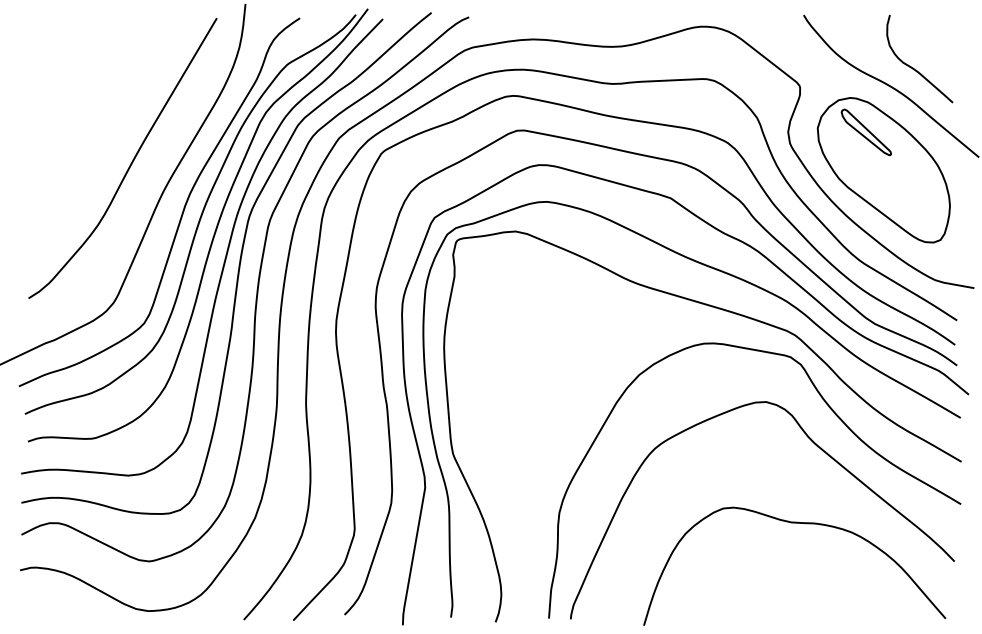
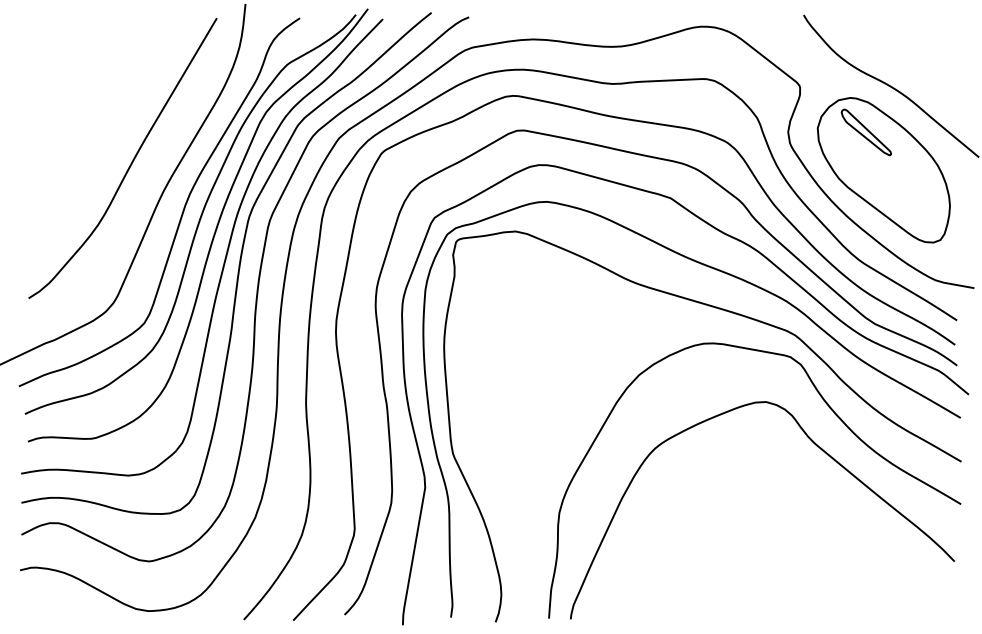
curve: present -> none (913, 67)
curve: present -> none (794, 523)
